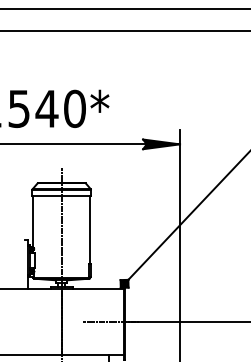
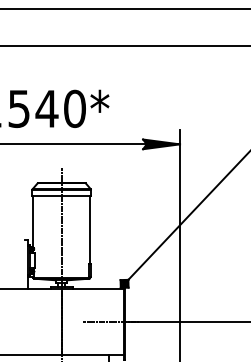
line position: (124, 31) -> (124, 46) (124, 46)
